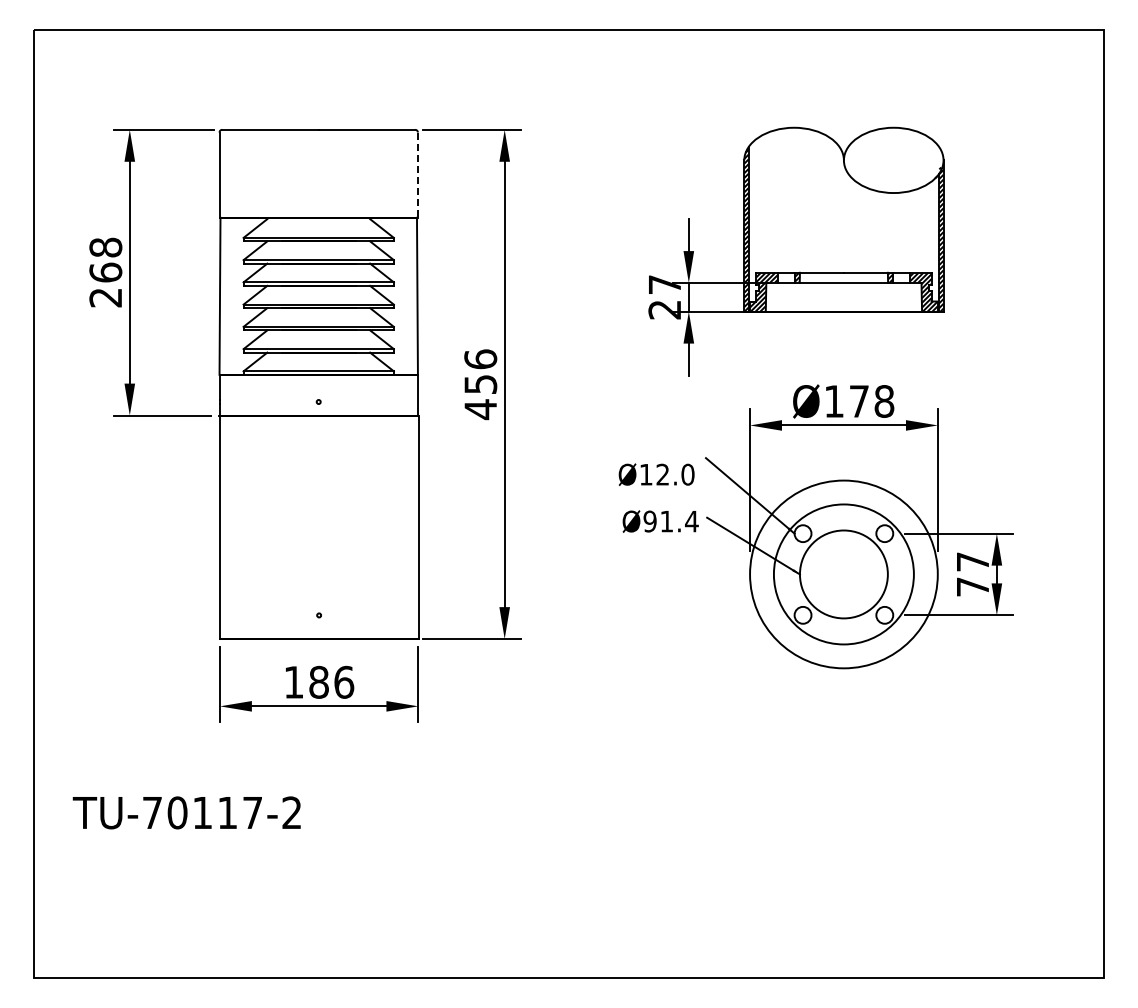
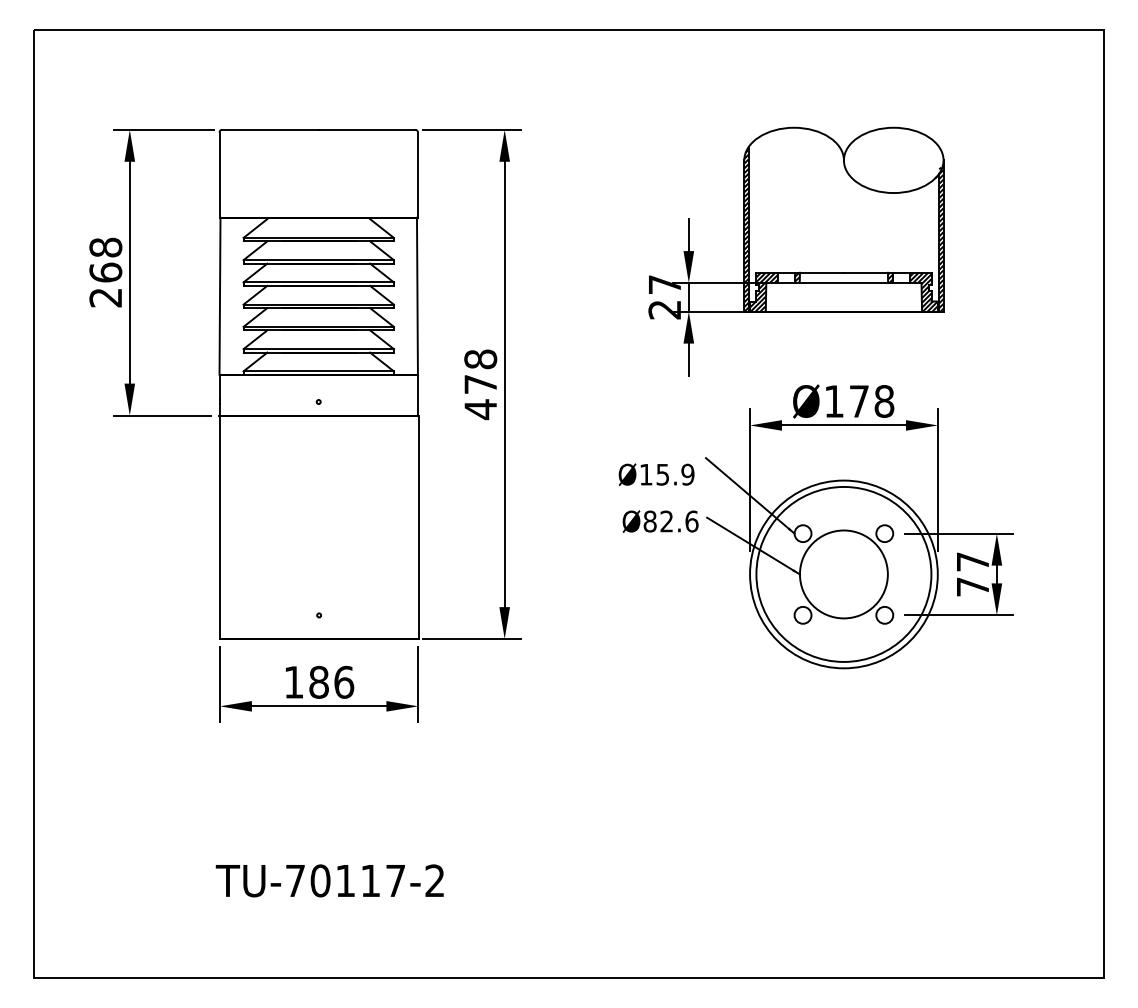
line: dashed -> solid (417, 175)
text: 456 -> 478 (480, 371)
text: Ø12.0 -> Ø15.9 (675, 474)
text: Ø91.4 -> Ø82.6 (670, 521)
circle diameter: 140 px -> 175 px (843, 573)
text position: (186, 812) -> (329, 880) (329, 880)
